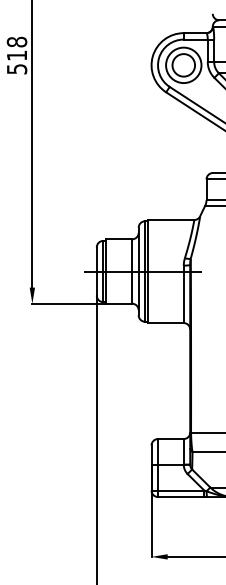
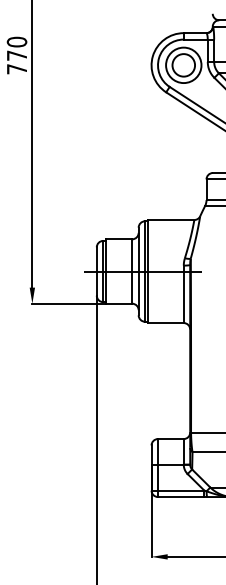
text: 518 -> 770 (17, 55)
